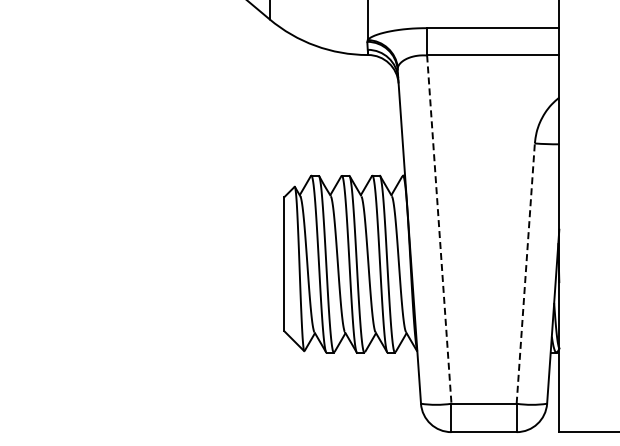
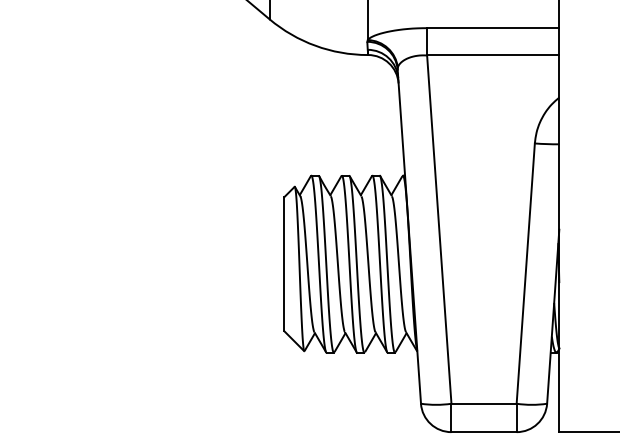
line: dashed -> solid (439, 229)
line: dashed -> solid (525, 273)
